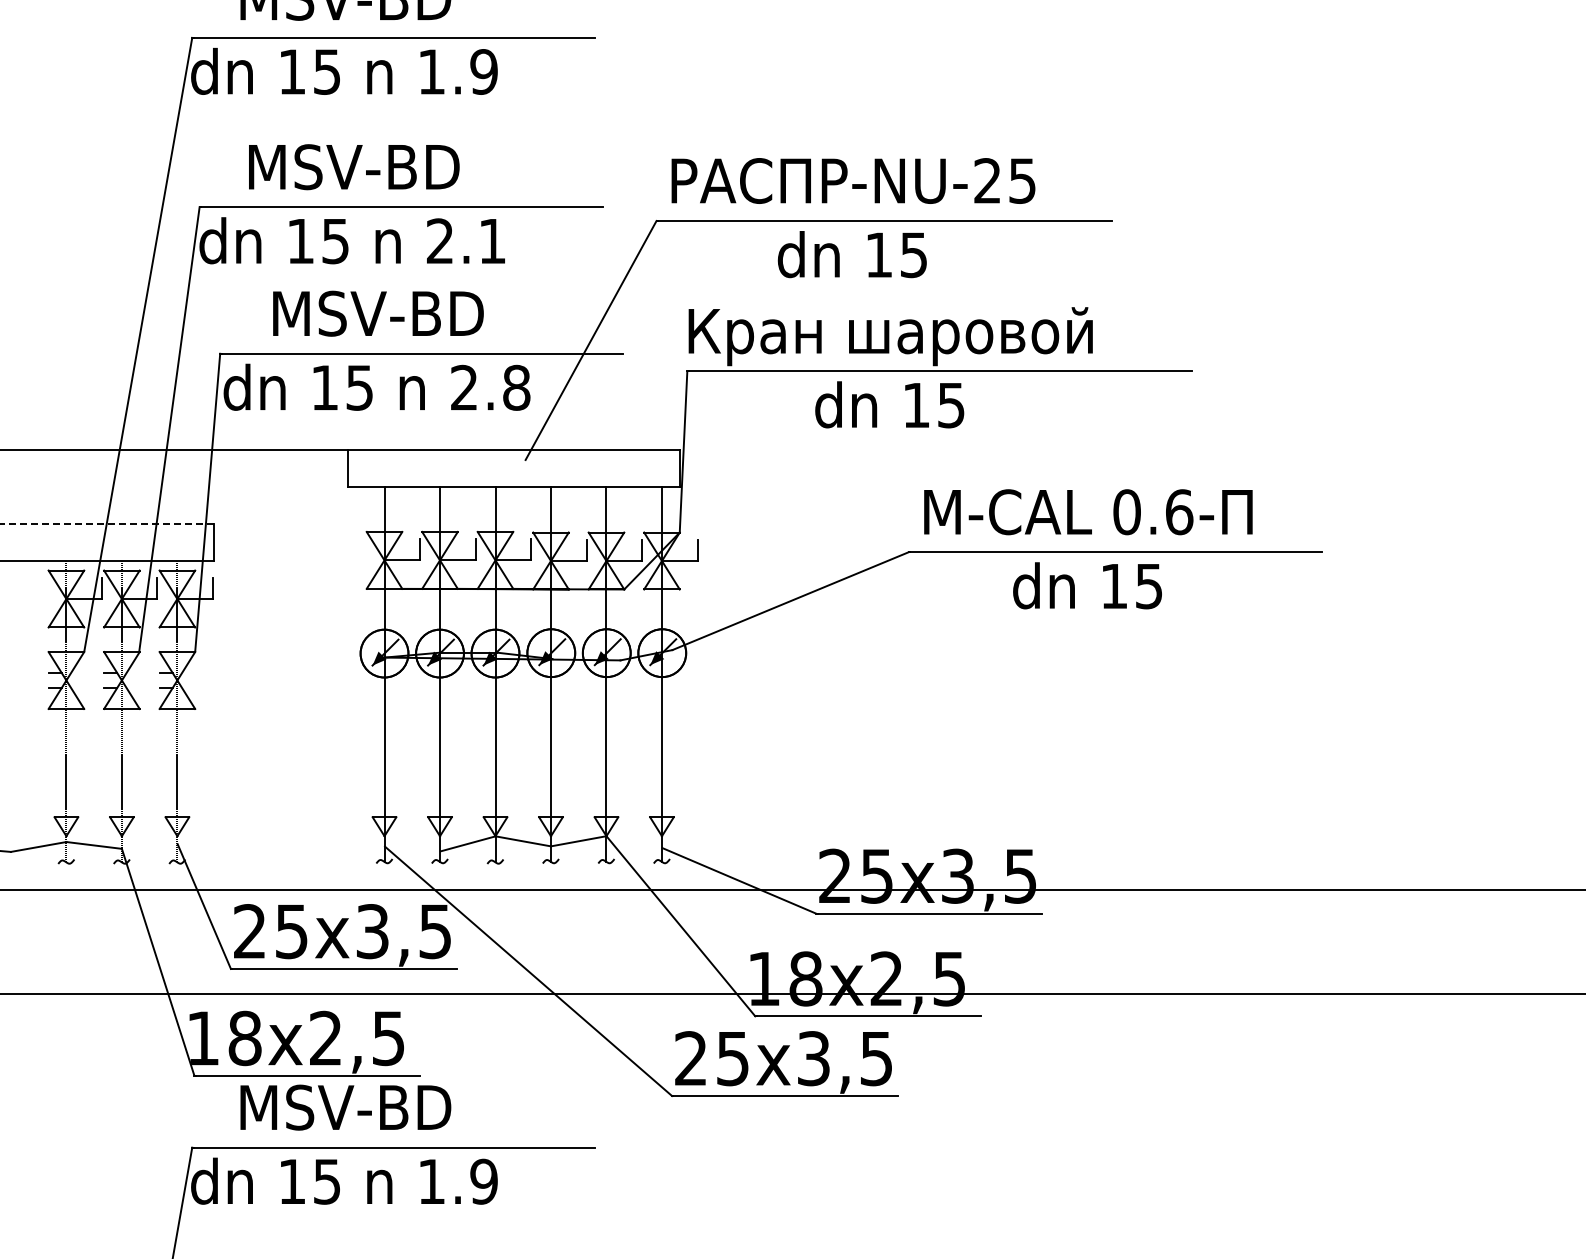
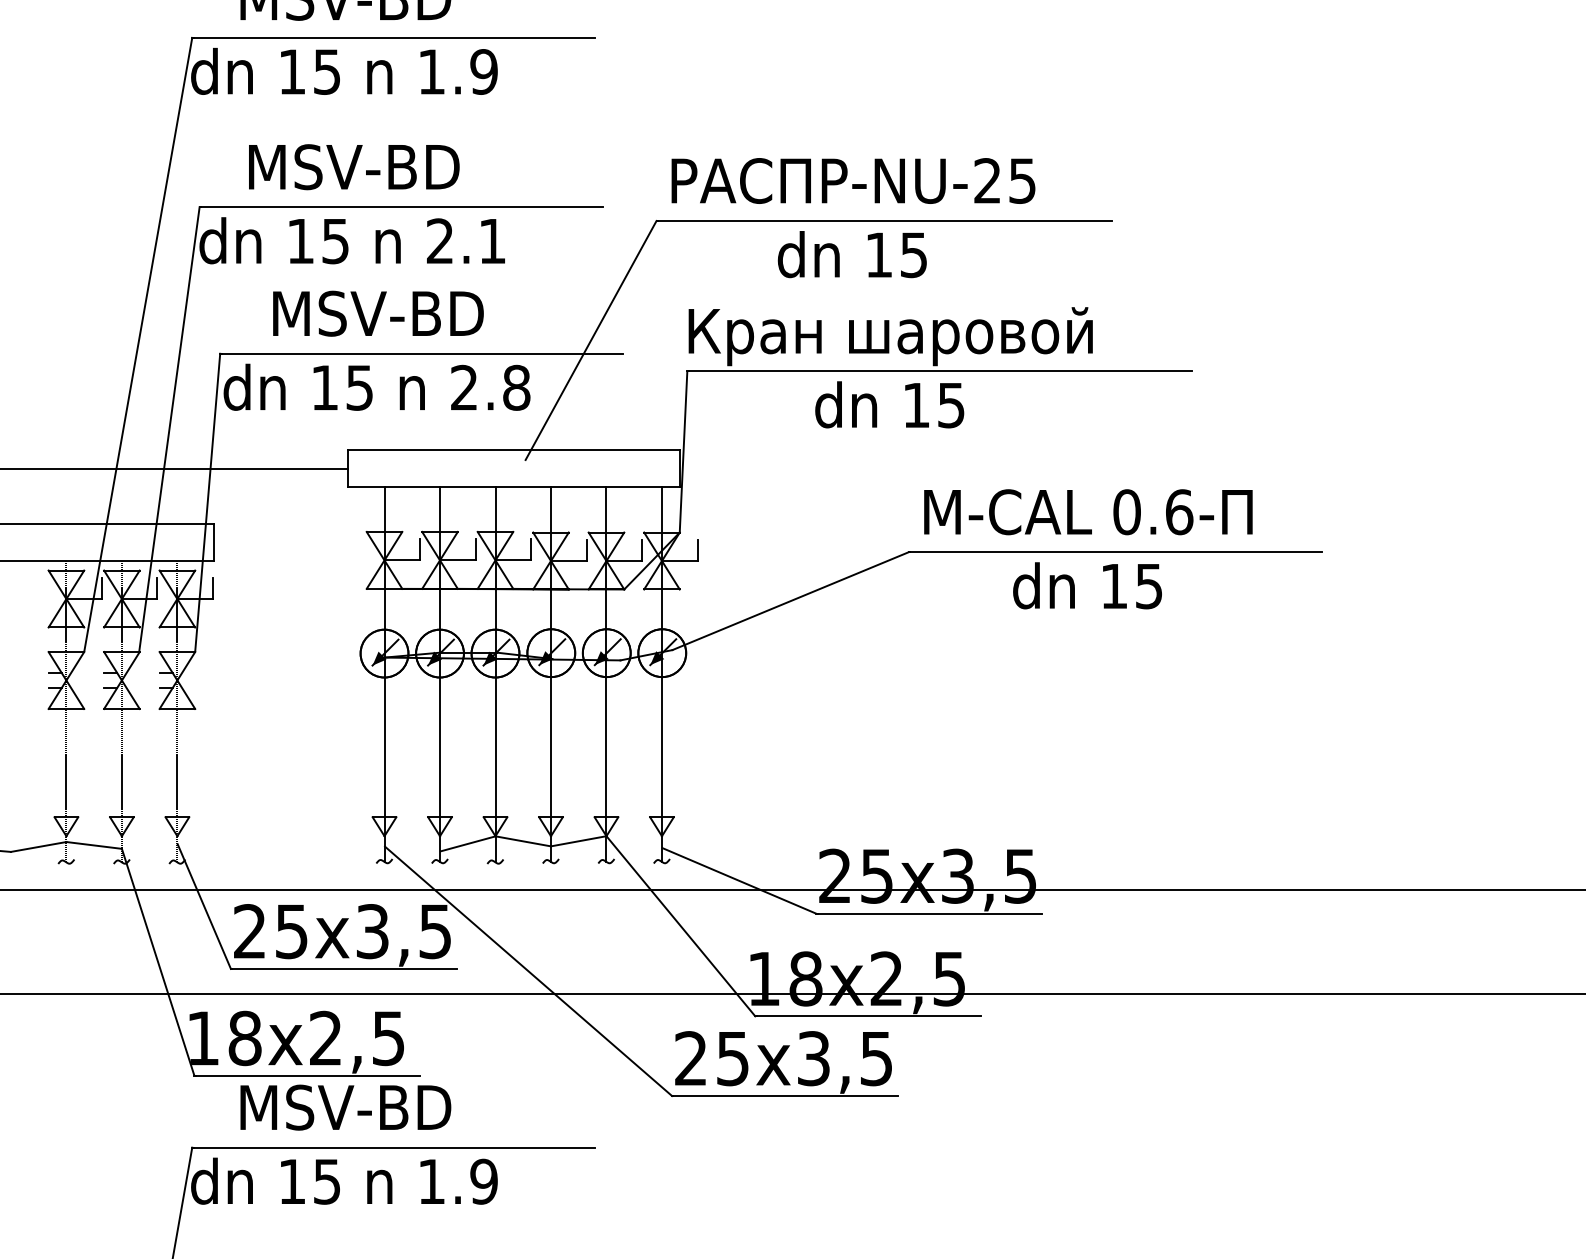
line position: (174, 449) -> (174, 468) (174, 468)
line: dashed -> solid (107, 524)
